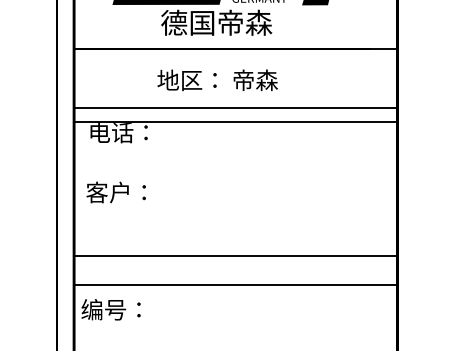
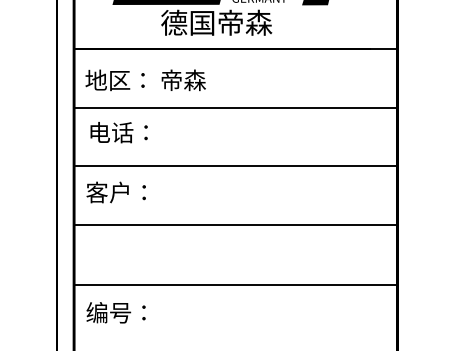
text position: (217, 80) -> (145, 80) (145, 80)
line position: (236, 121) -> (236, 165) (236, 165)
line position: (235, 256) -> (235, 225) (235, 225)
text position: (110, 309) -> (115, 312) (115, 312)
